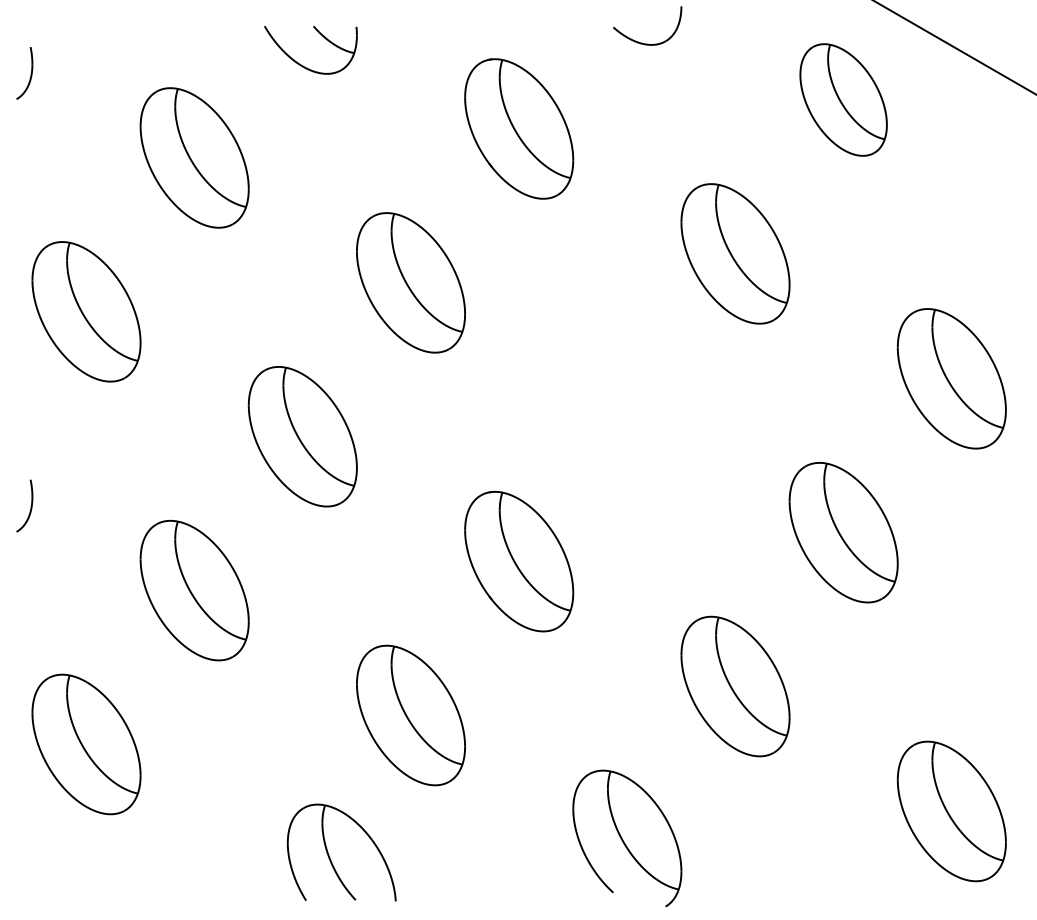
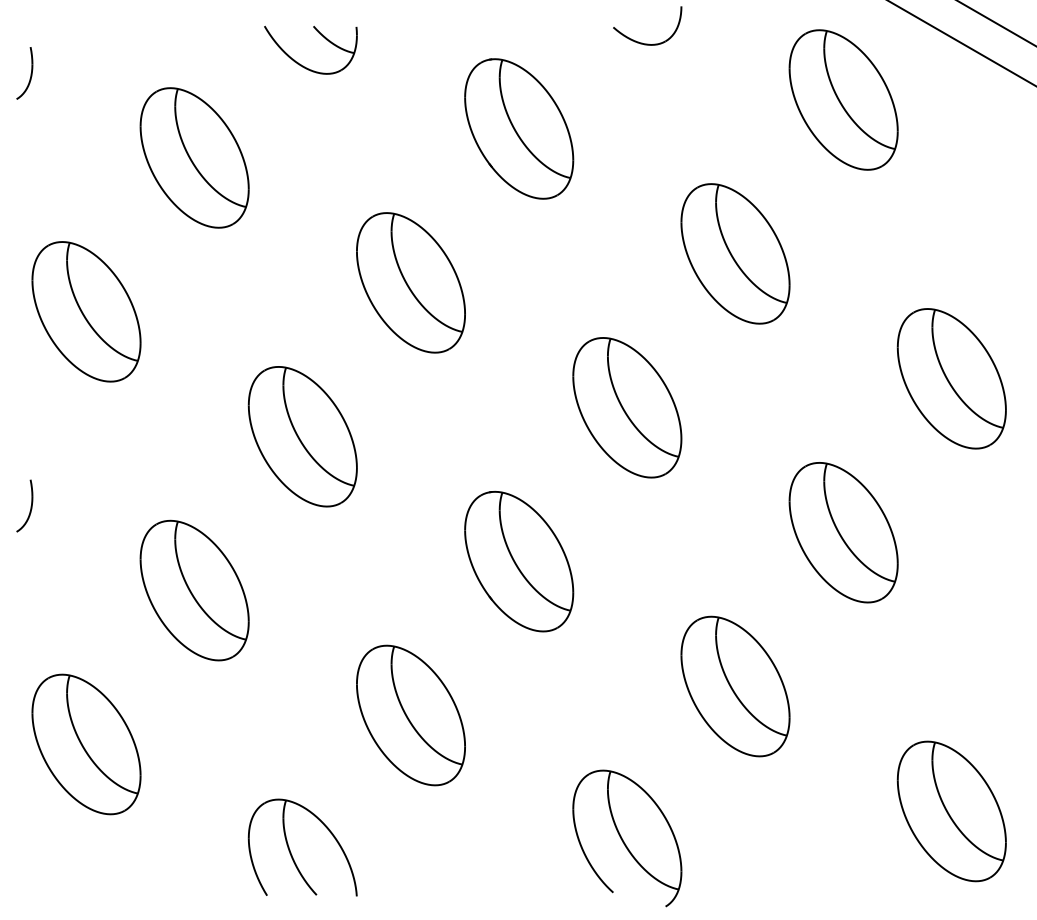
line: none -> present (996, 23)
line position: (954, 47) -> (961, 43) (961, 43)
part size: 89x114 px -> 111x142 px (843, 99)
part: none -> present (627, 407)
part position: (330, 857) -> (291, 852) (291, 852)
